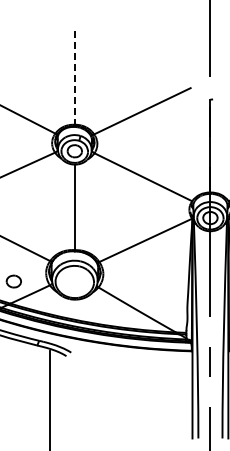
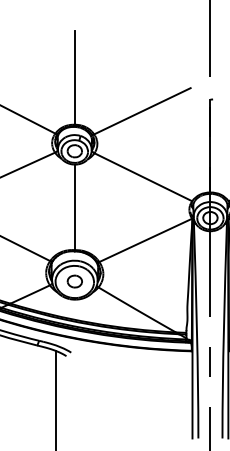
line: dashed -> solid (74, 78)
part position: (13, 281) -> (74, 281) (74, 281)
line position: (49, 398) -> (55, 398) (55, 398)
